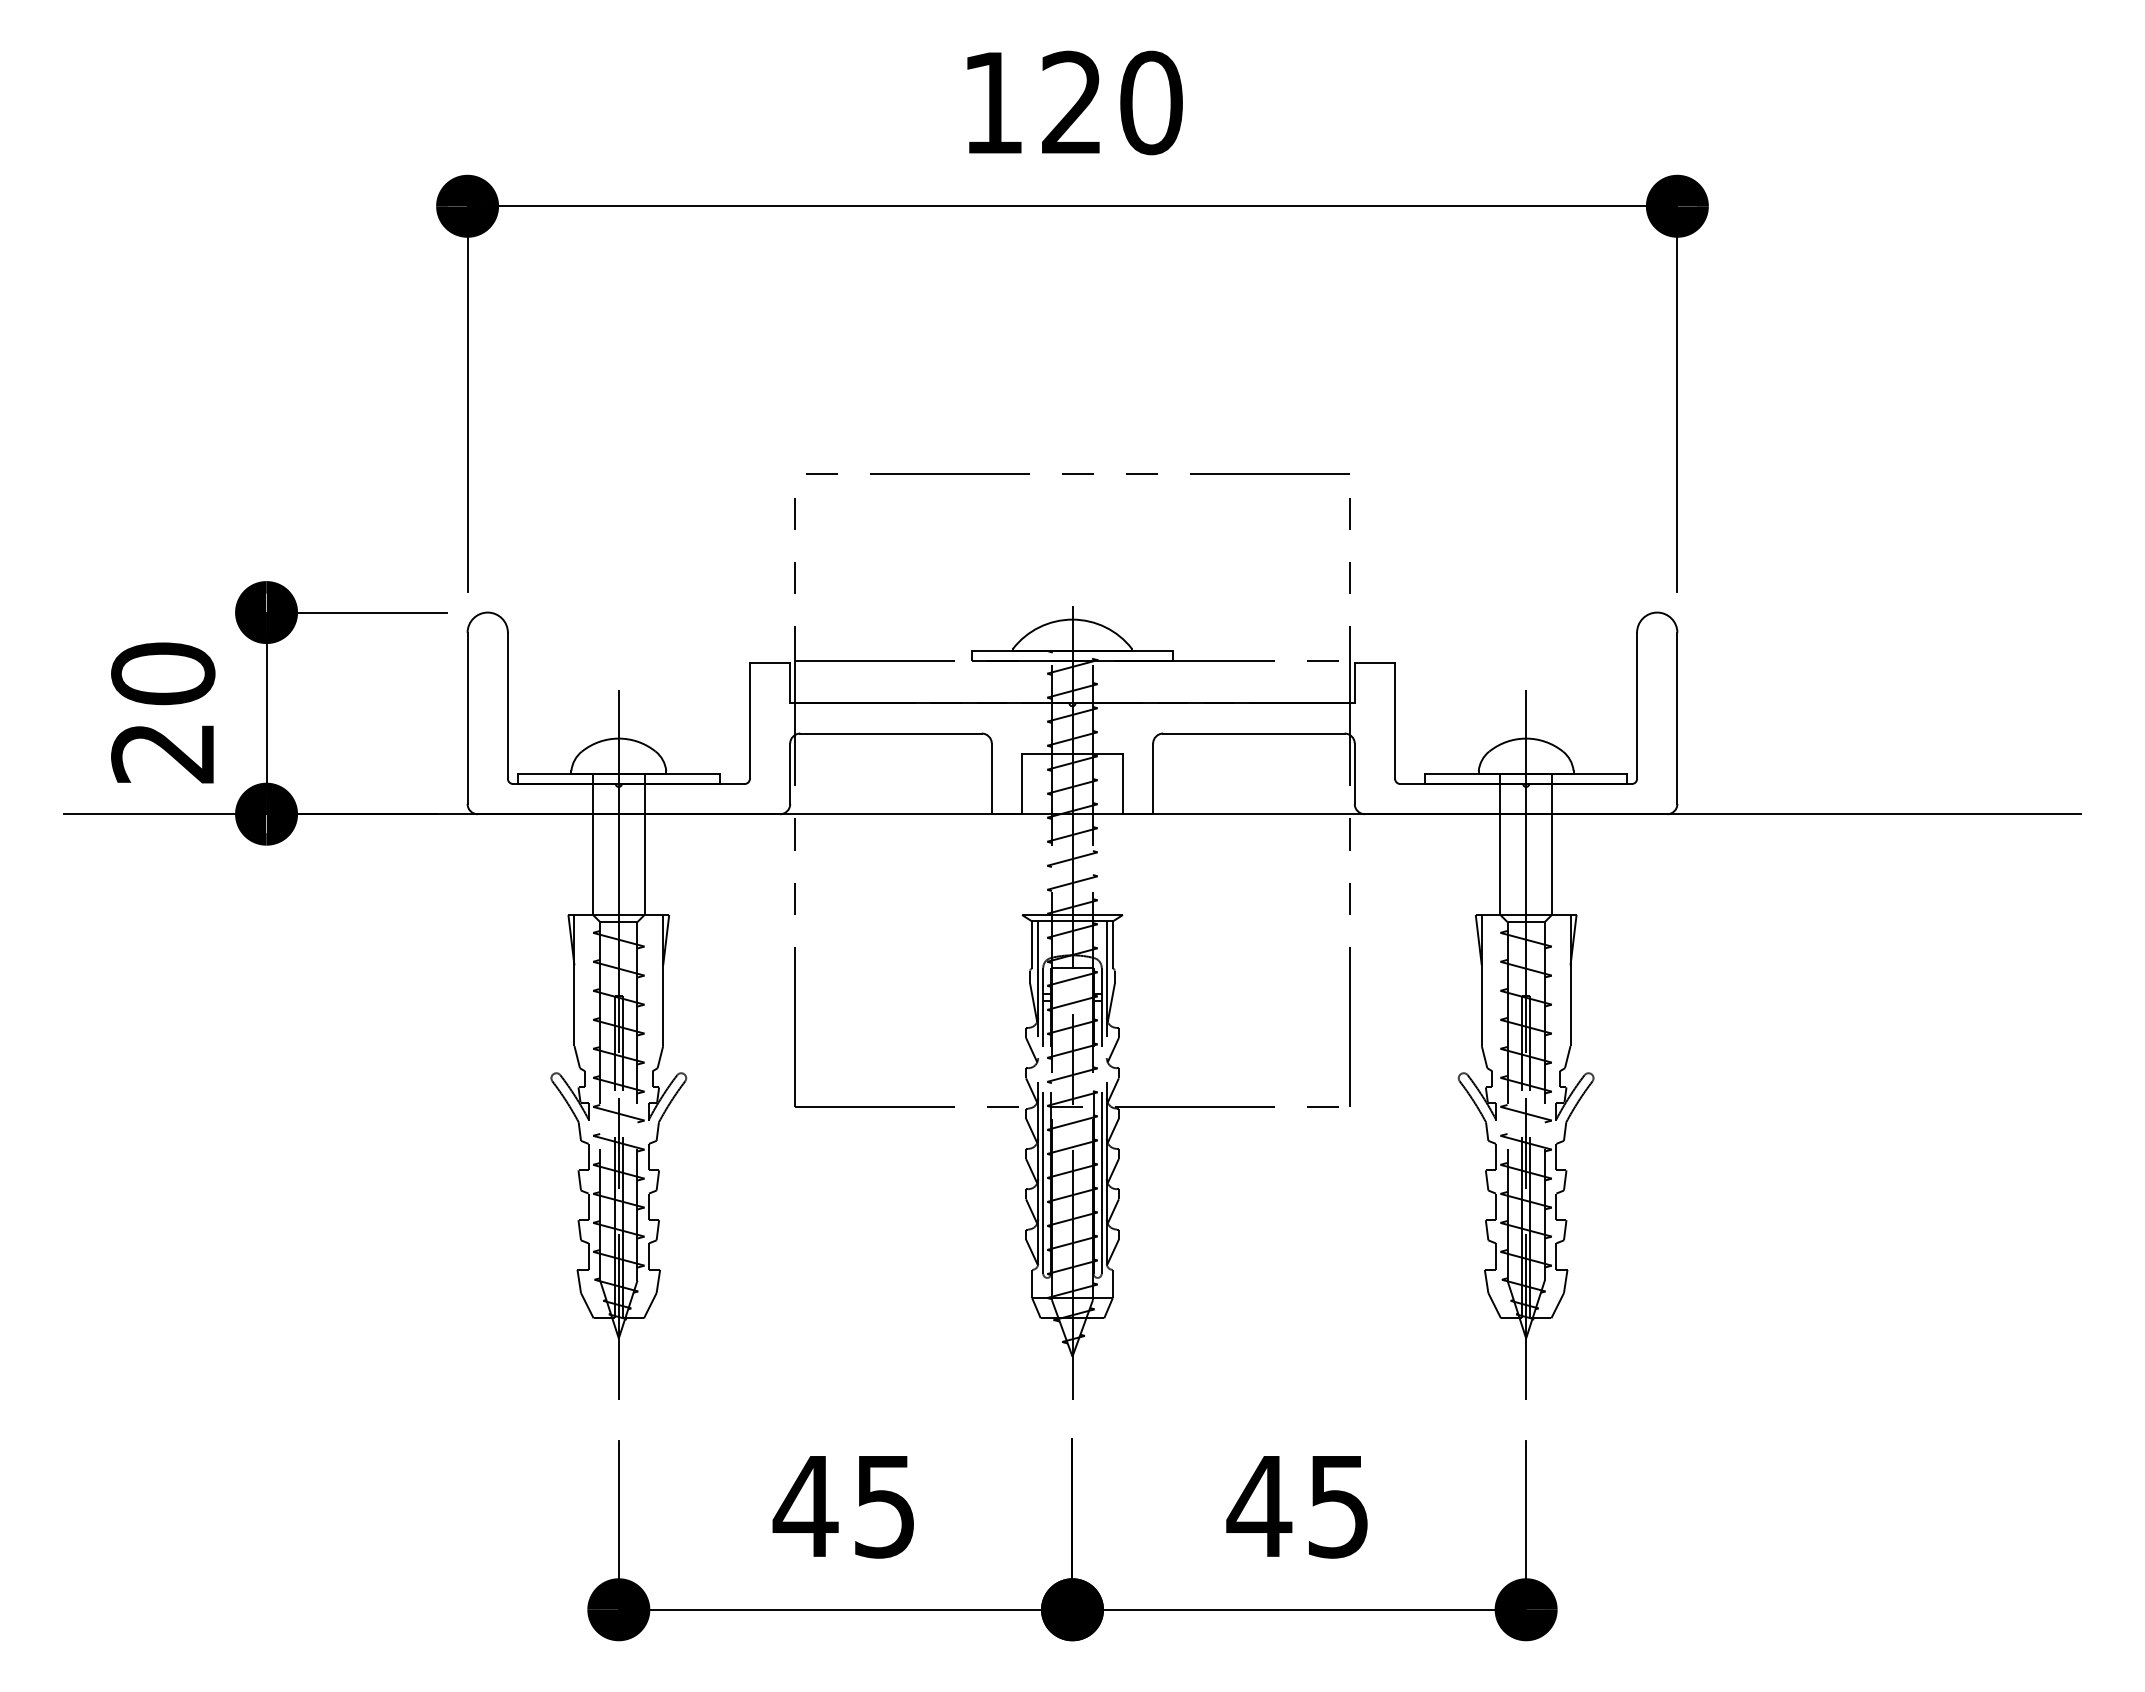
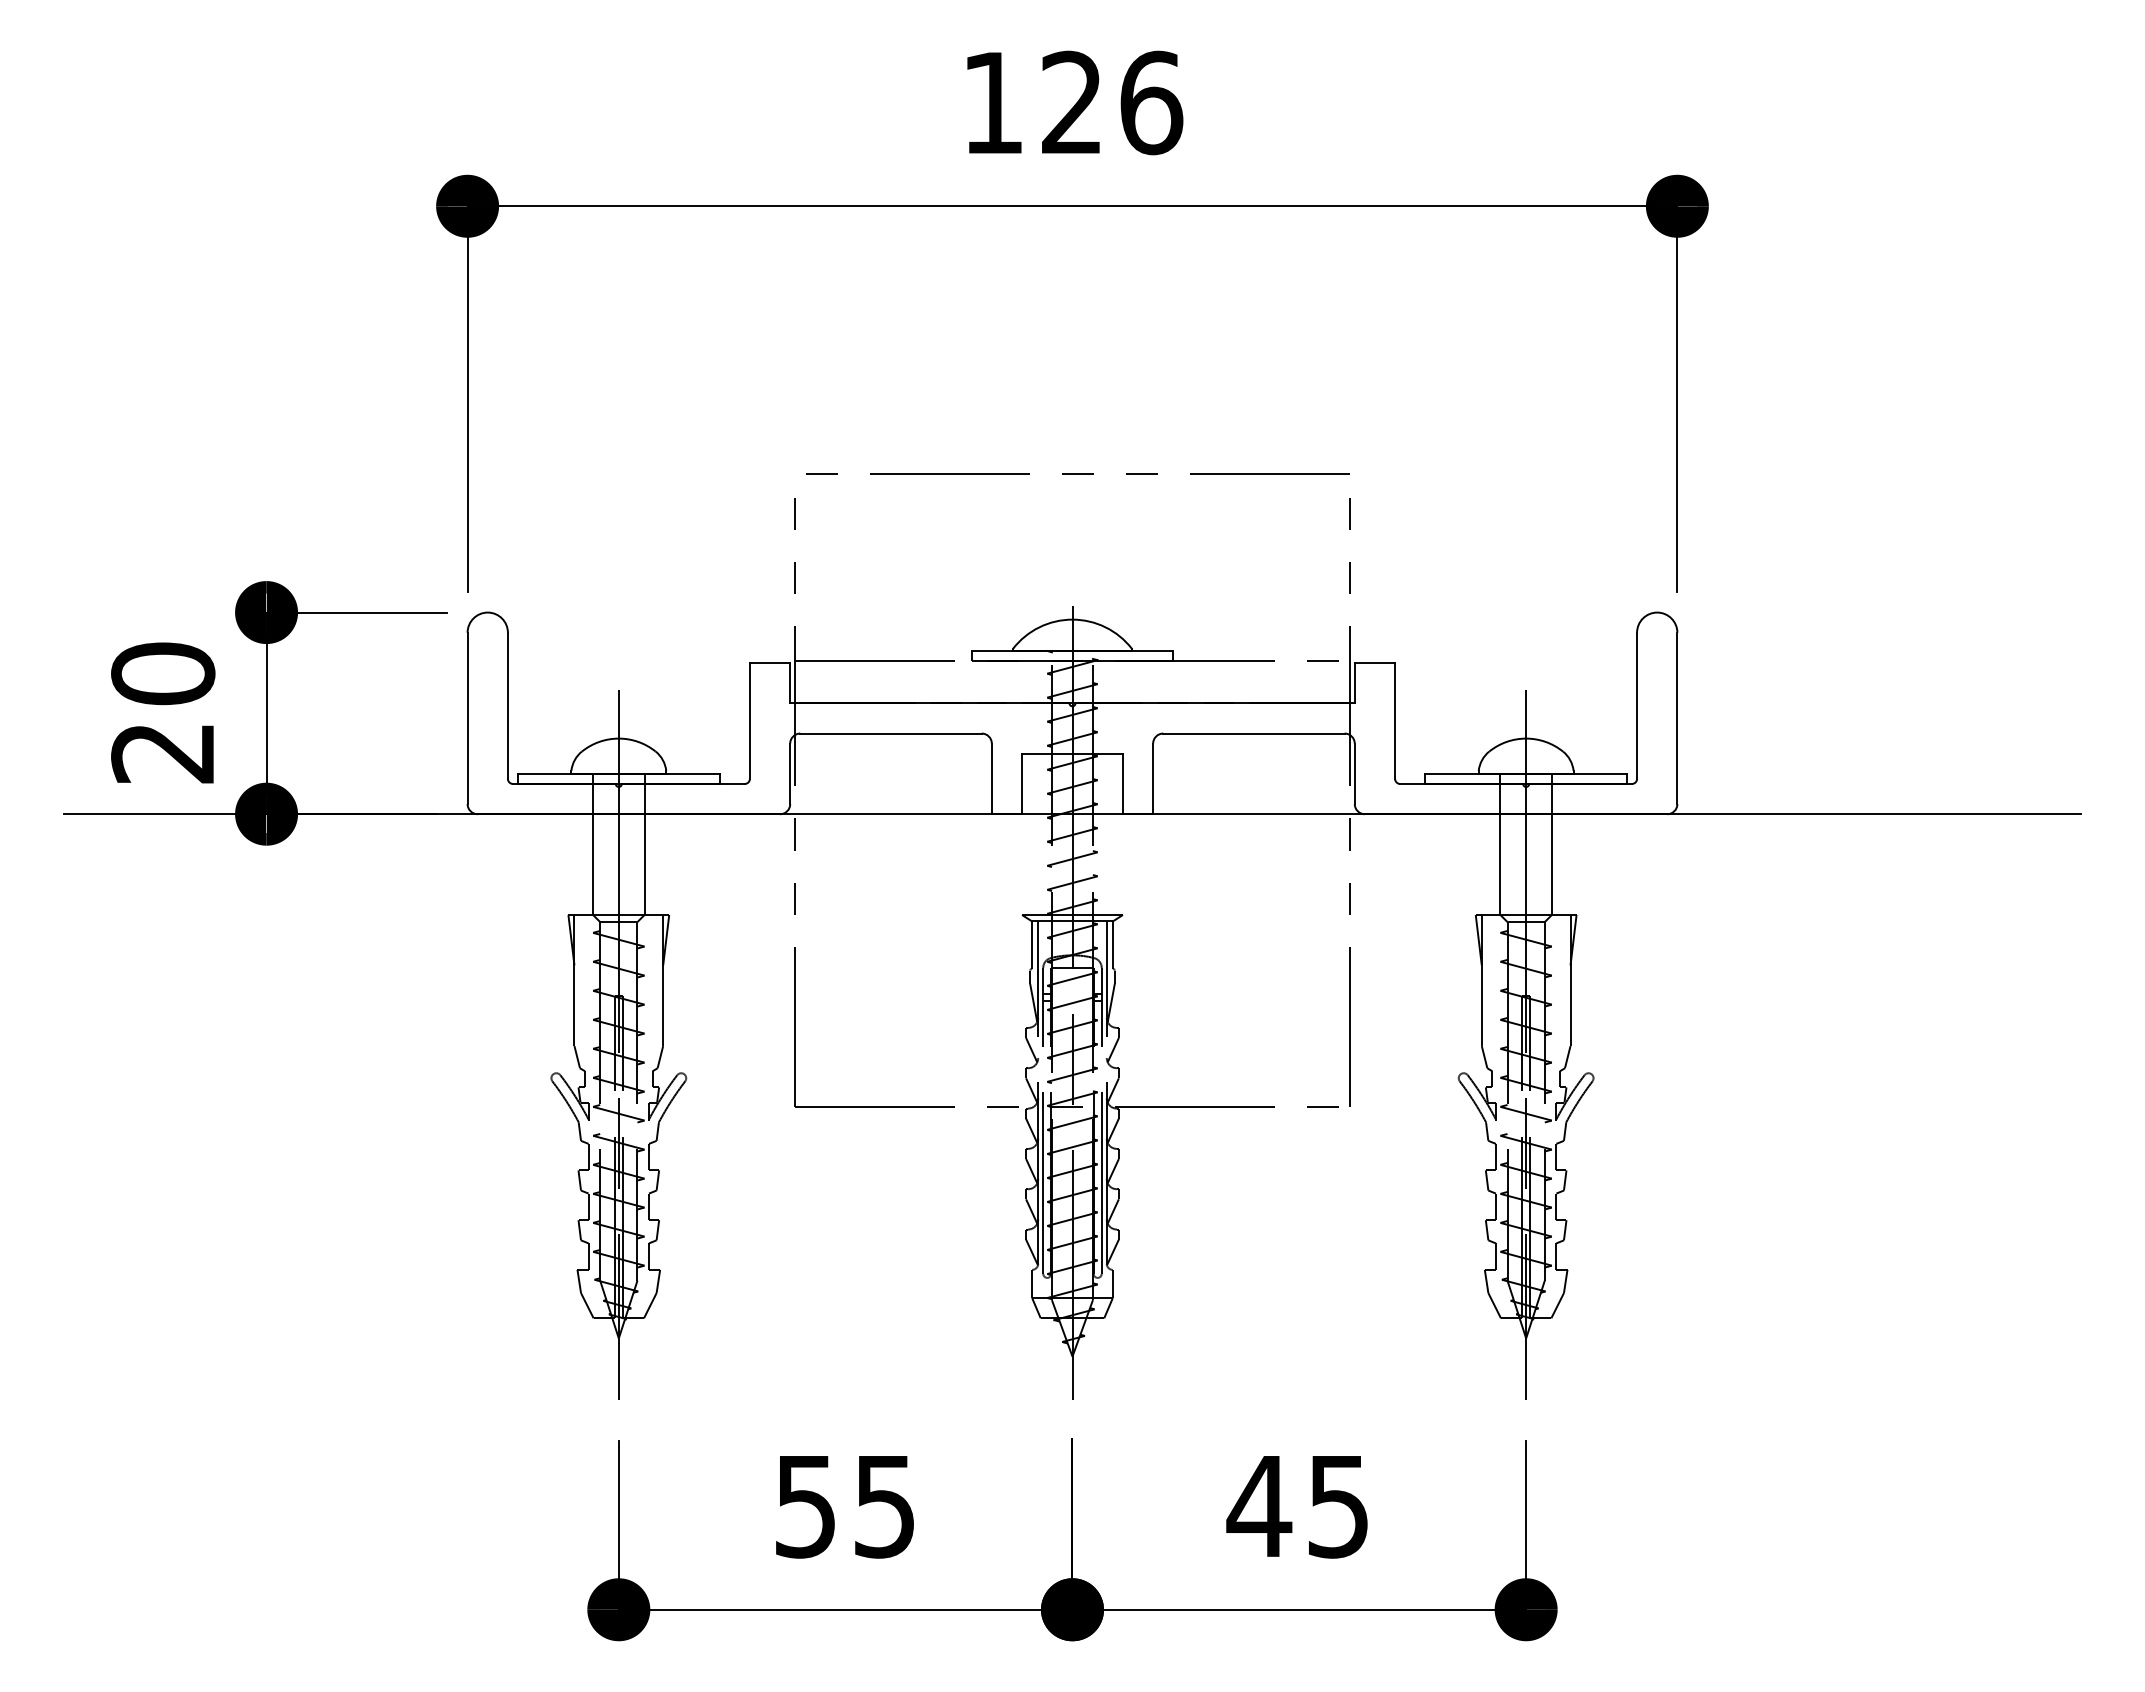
text: 120 -> 126 (1151, 102)
text: 45 -> 55 (805, 1507)
